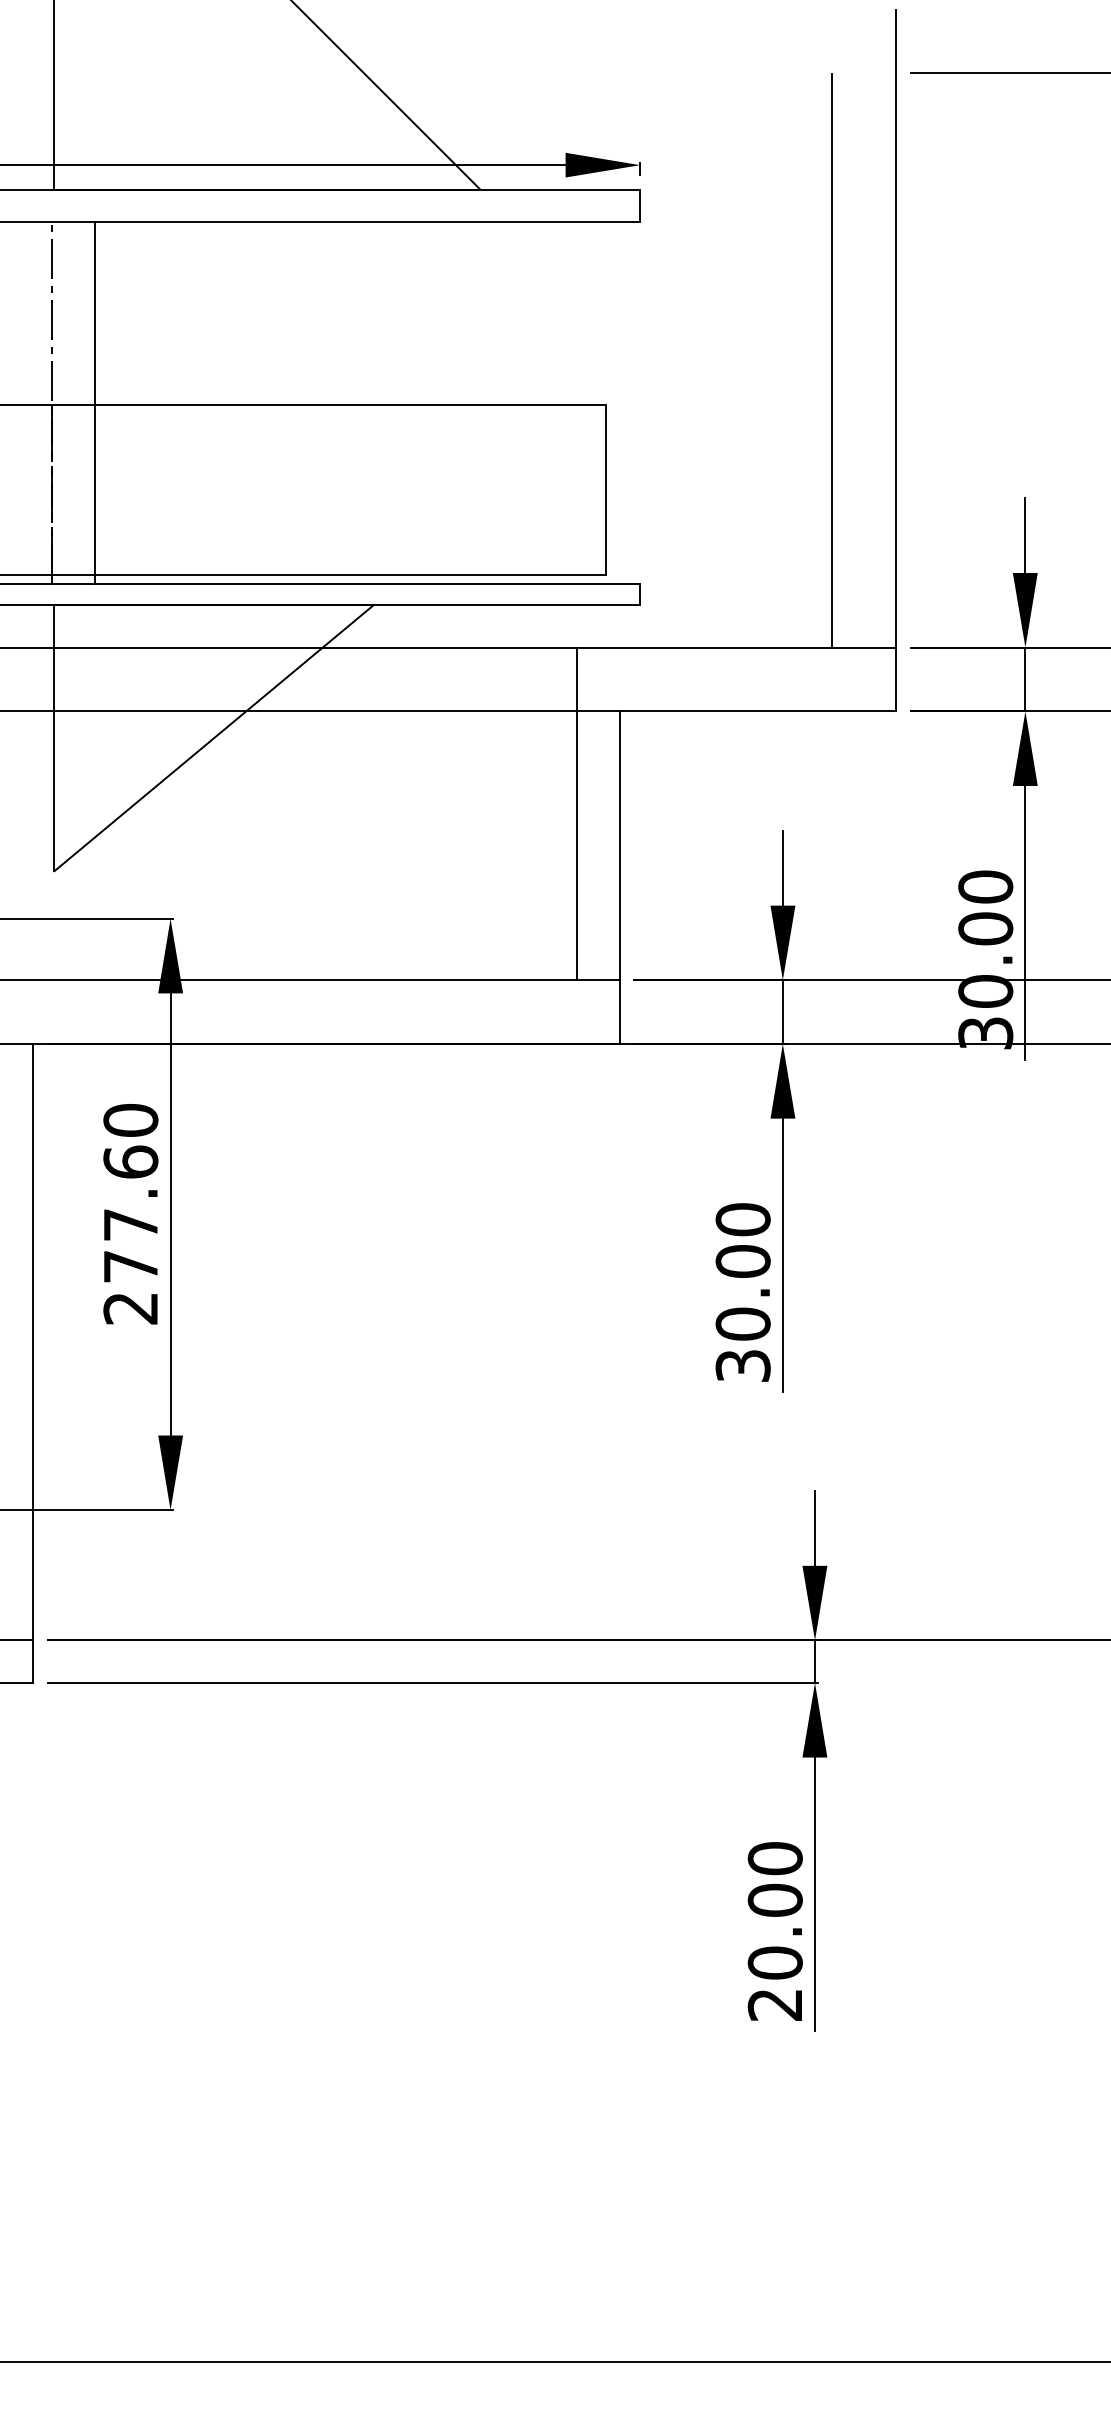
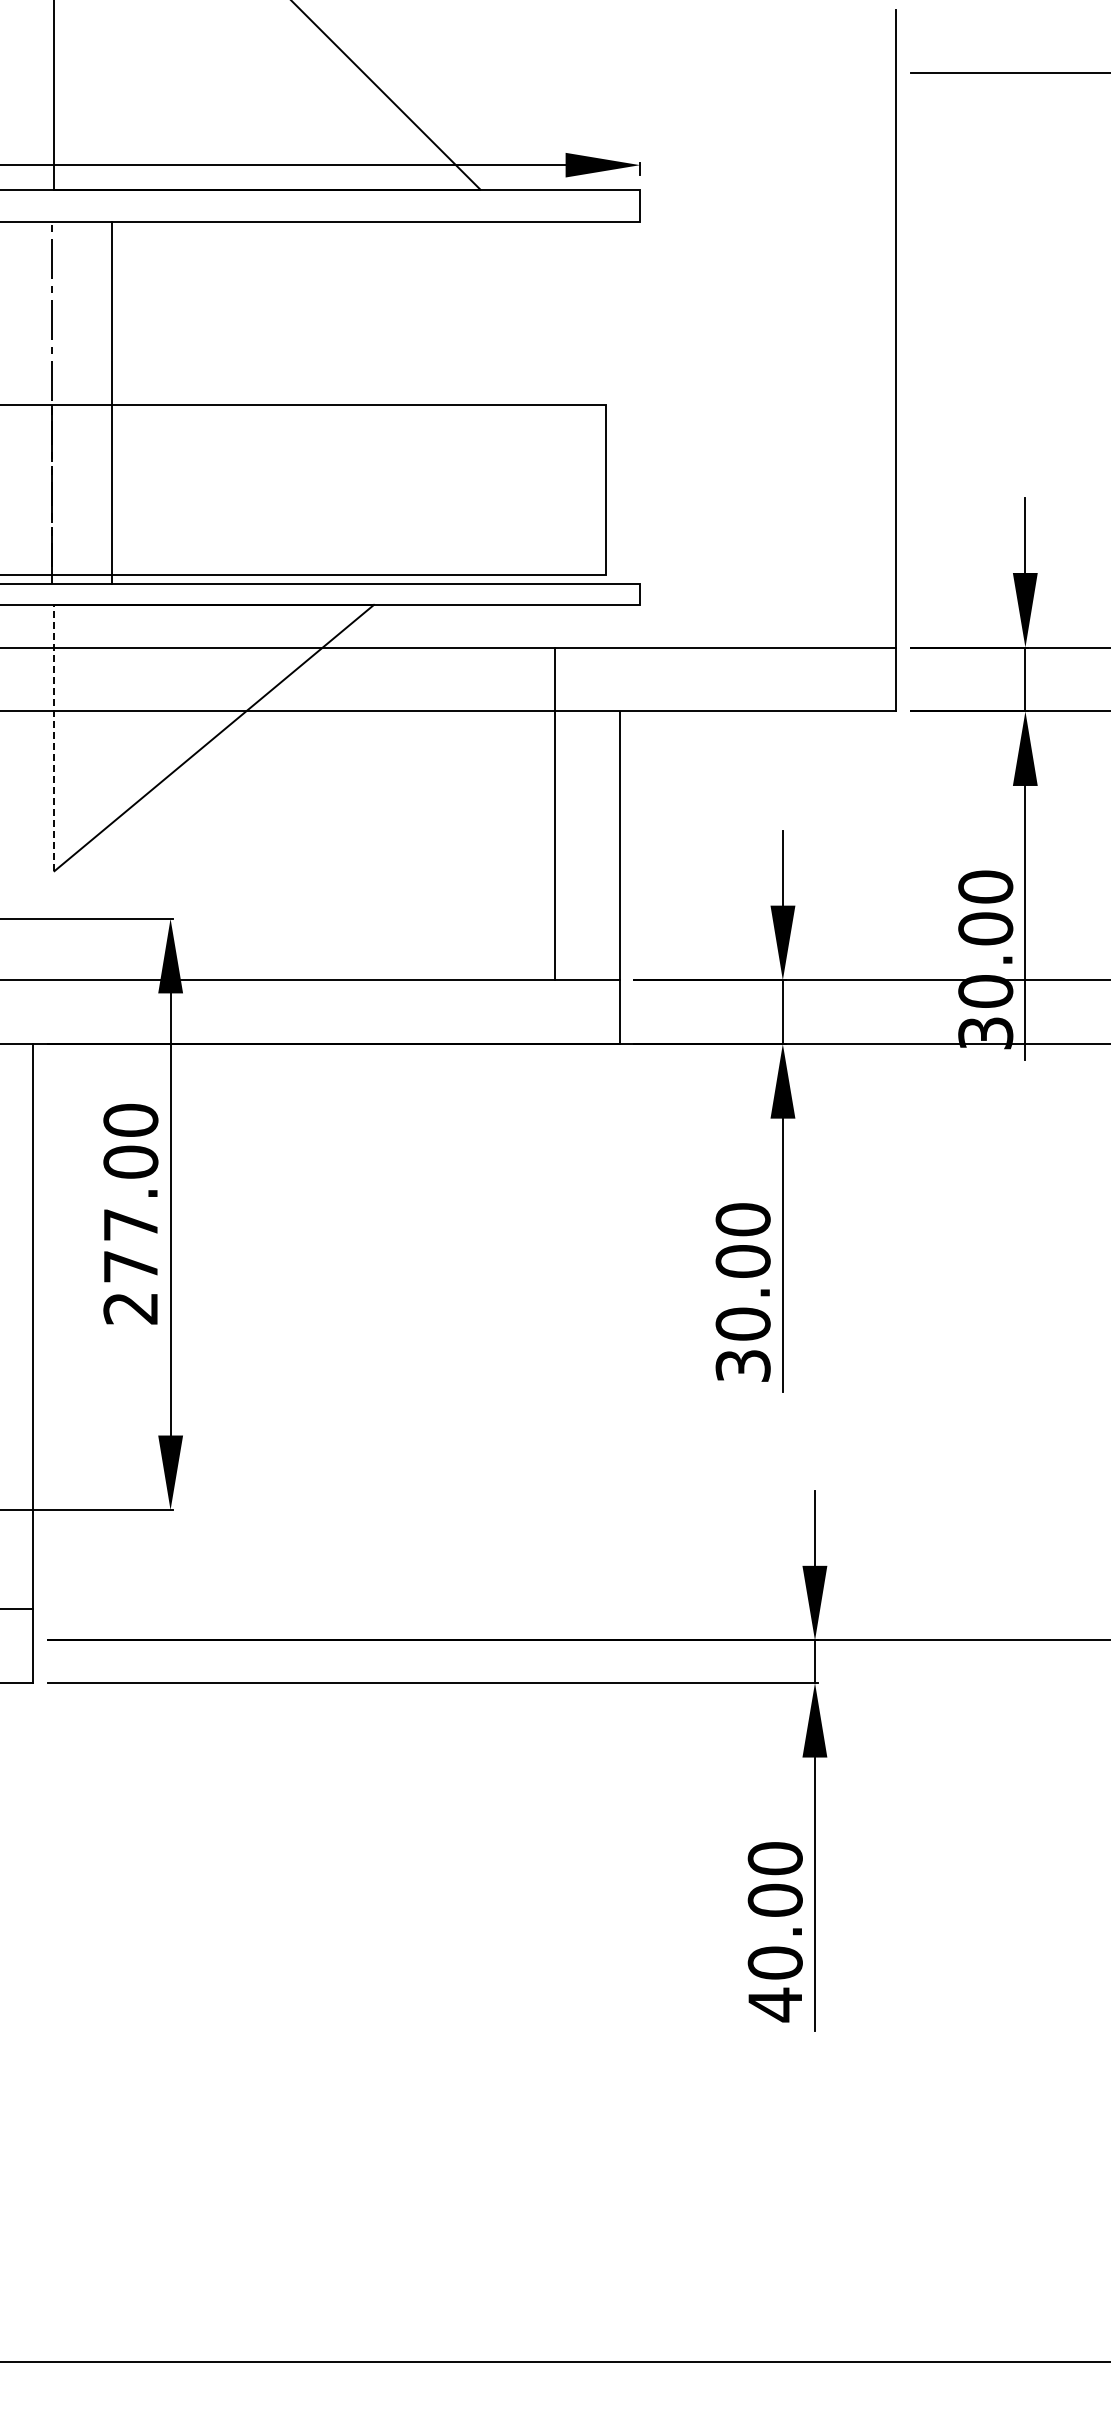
line: present -> none (831, 360)
line position: (94, 402) -> (111, 402) (111, 402)
line: solid -> dashed (54, 737)
line position: (576, 813) -> (554, 813) (554, 813)
text: 277.60 -> 277.00 (130, 1161)
line position: (17, 1640) -> (17, 1609) (17, 1609)
text: 20.00 -> 40.00 (774, 2004)
